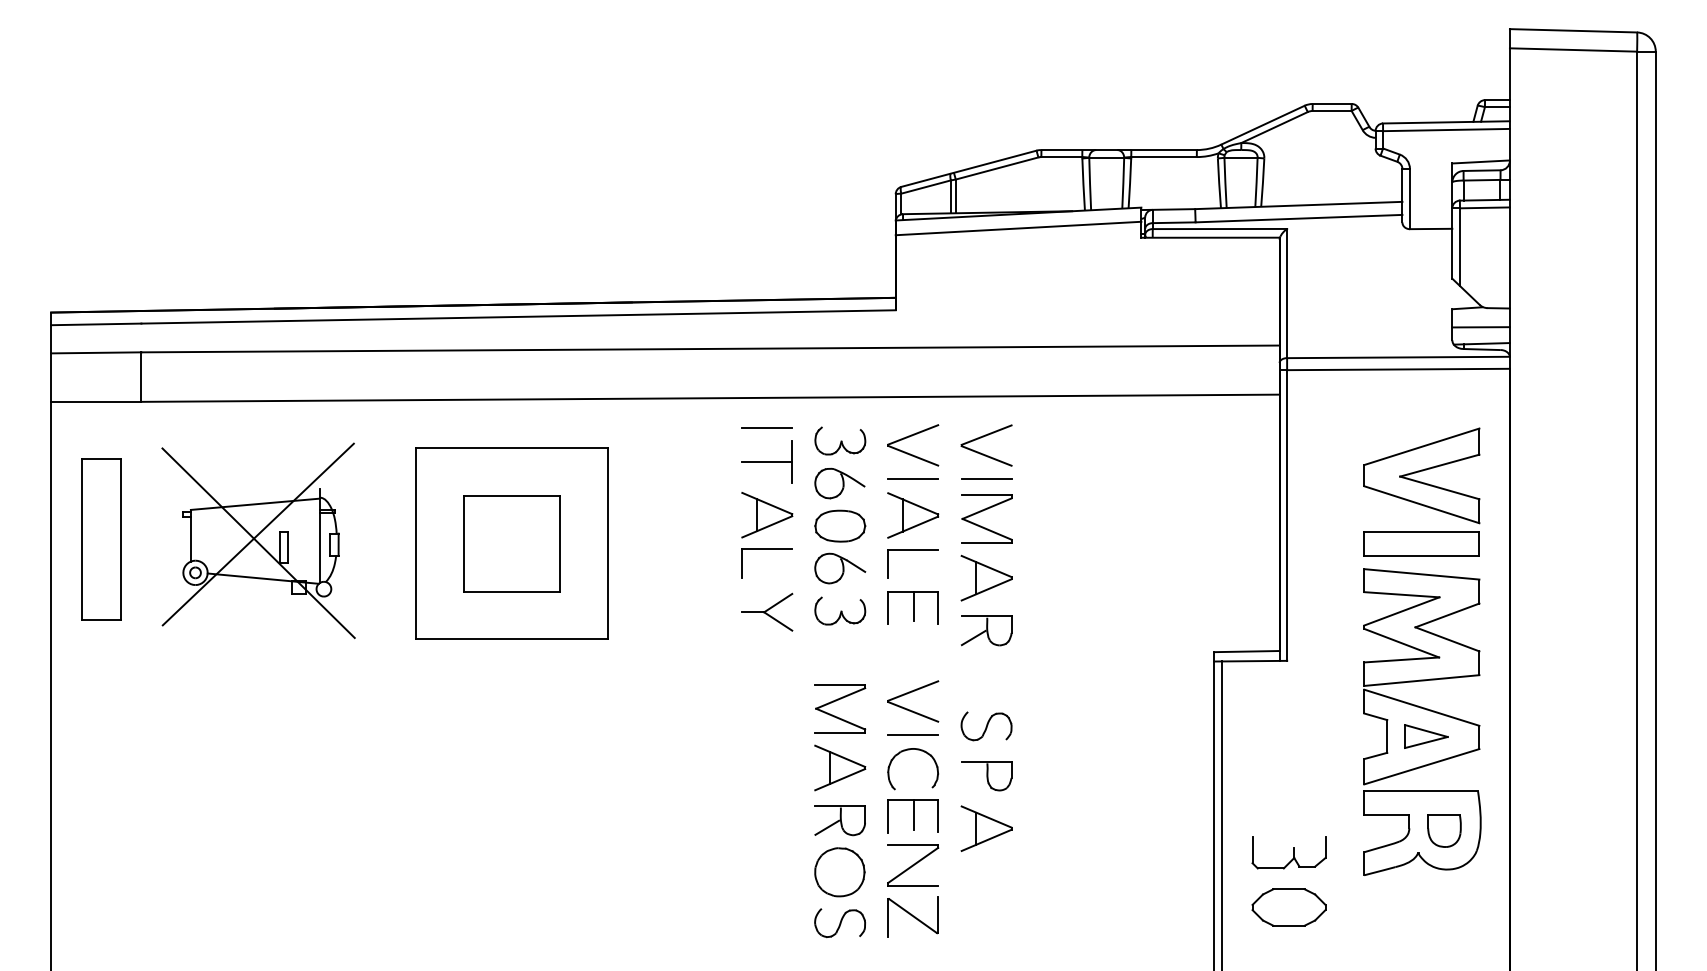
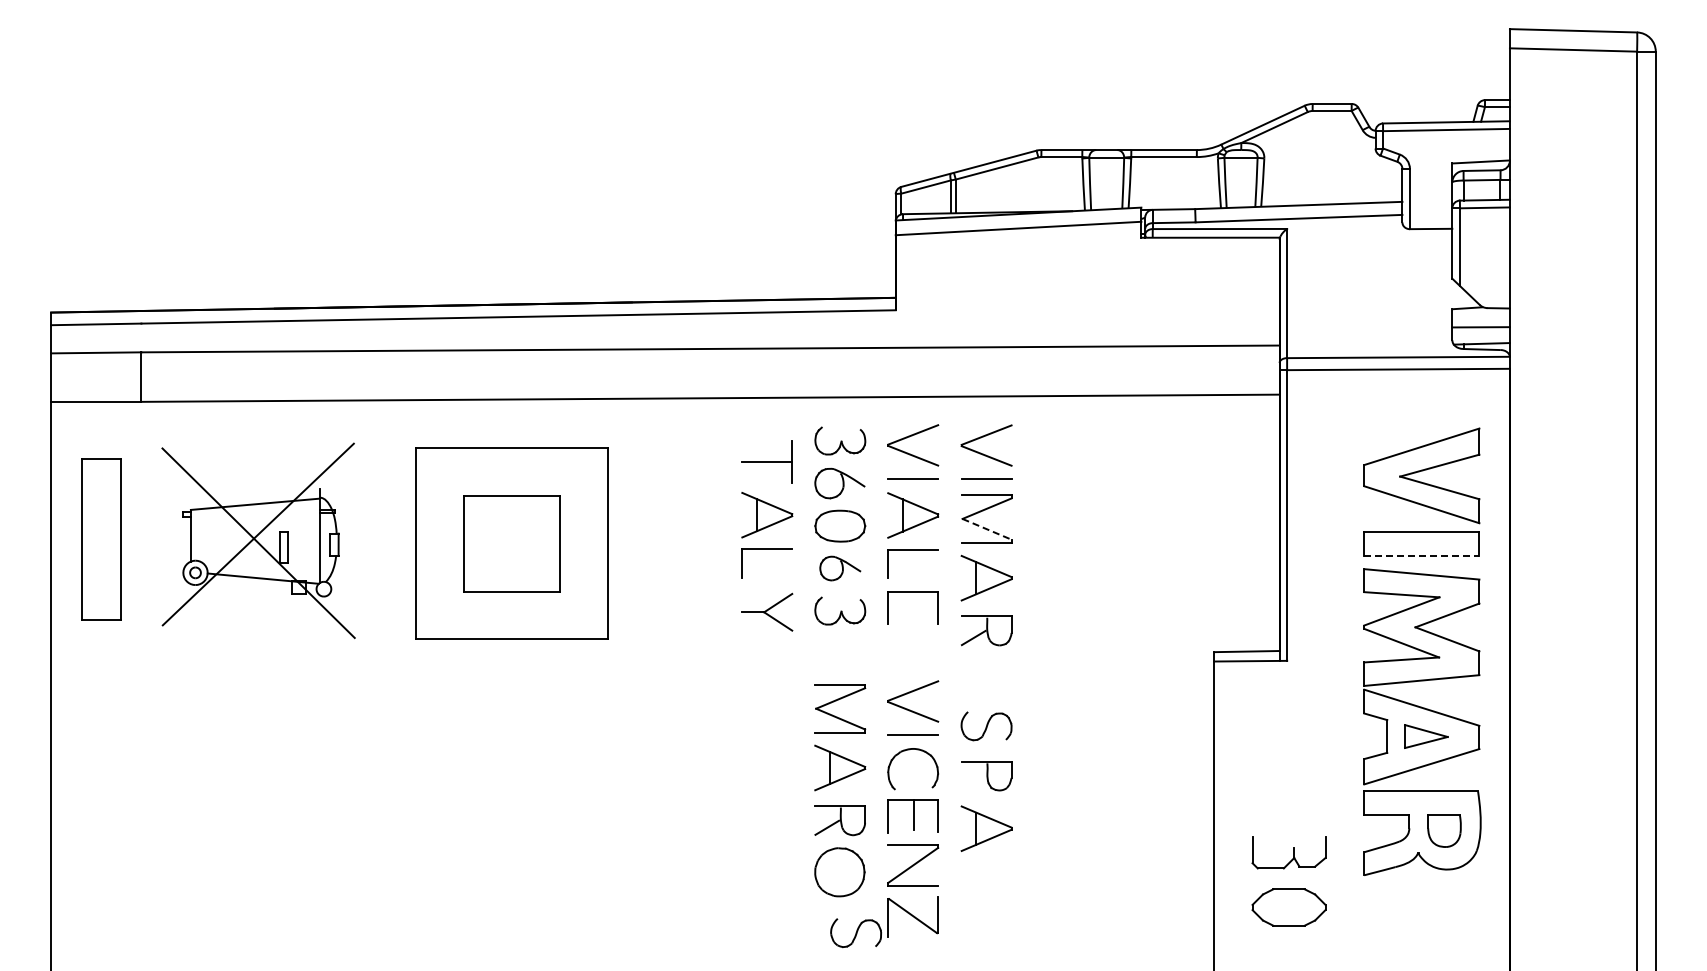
line: present -> none (767, 428)
line: solid -> dashed (987, 529)
line: solid -> dashed (1421, 556)
part size: 53x33 px -> 43x27 px (840, 568)
line: present -> none (914, 606)
line: present -> none (1221, 814)
part position: (839, 923) -> (855, 933) (855, 933)
